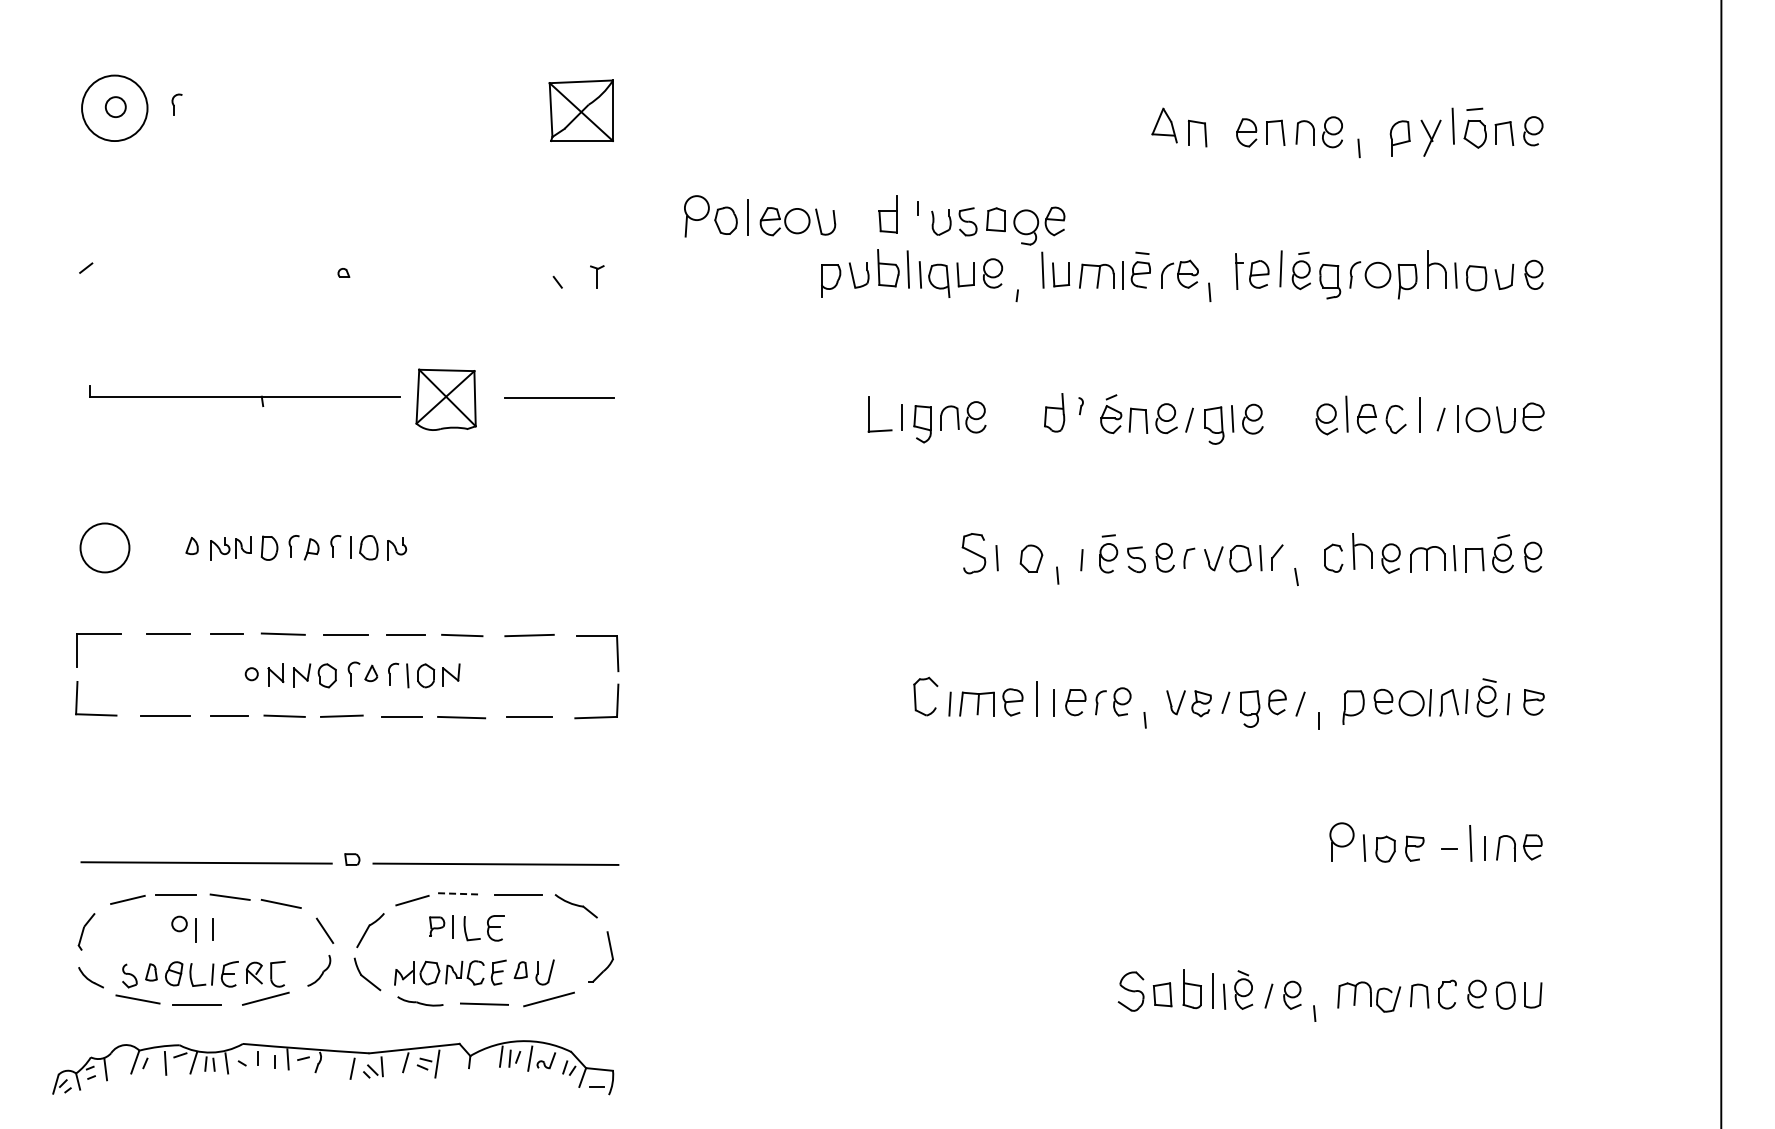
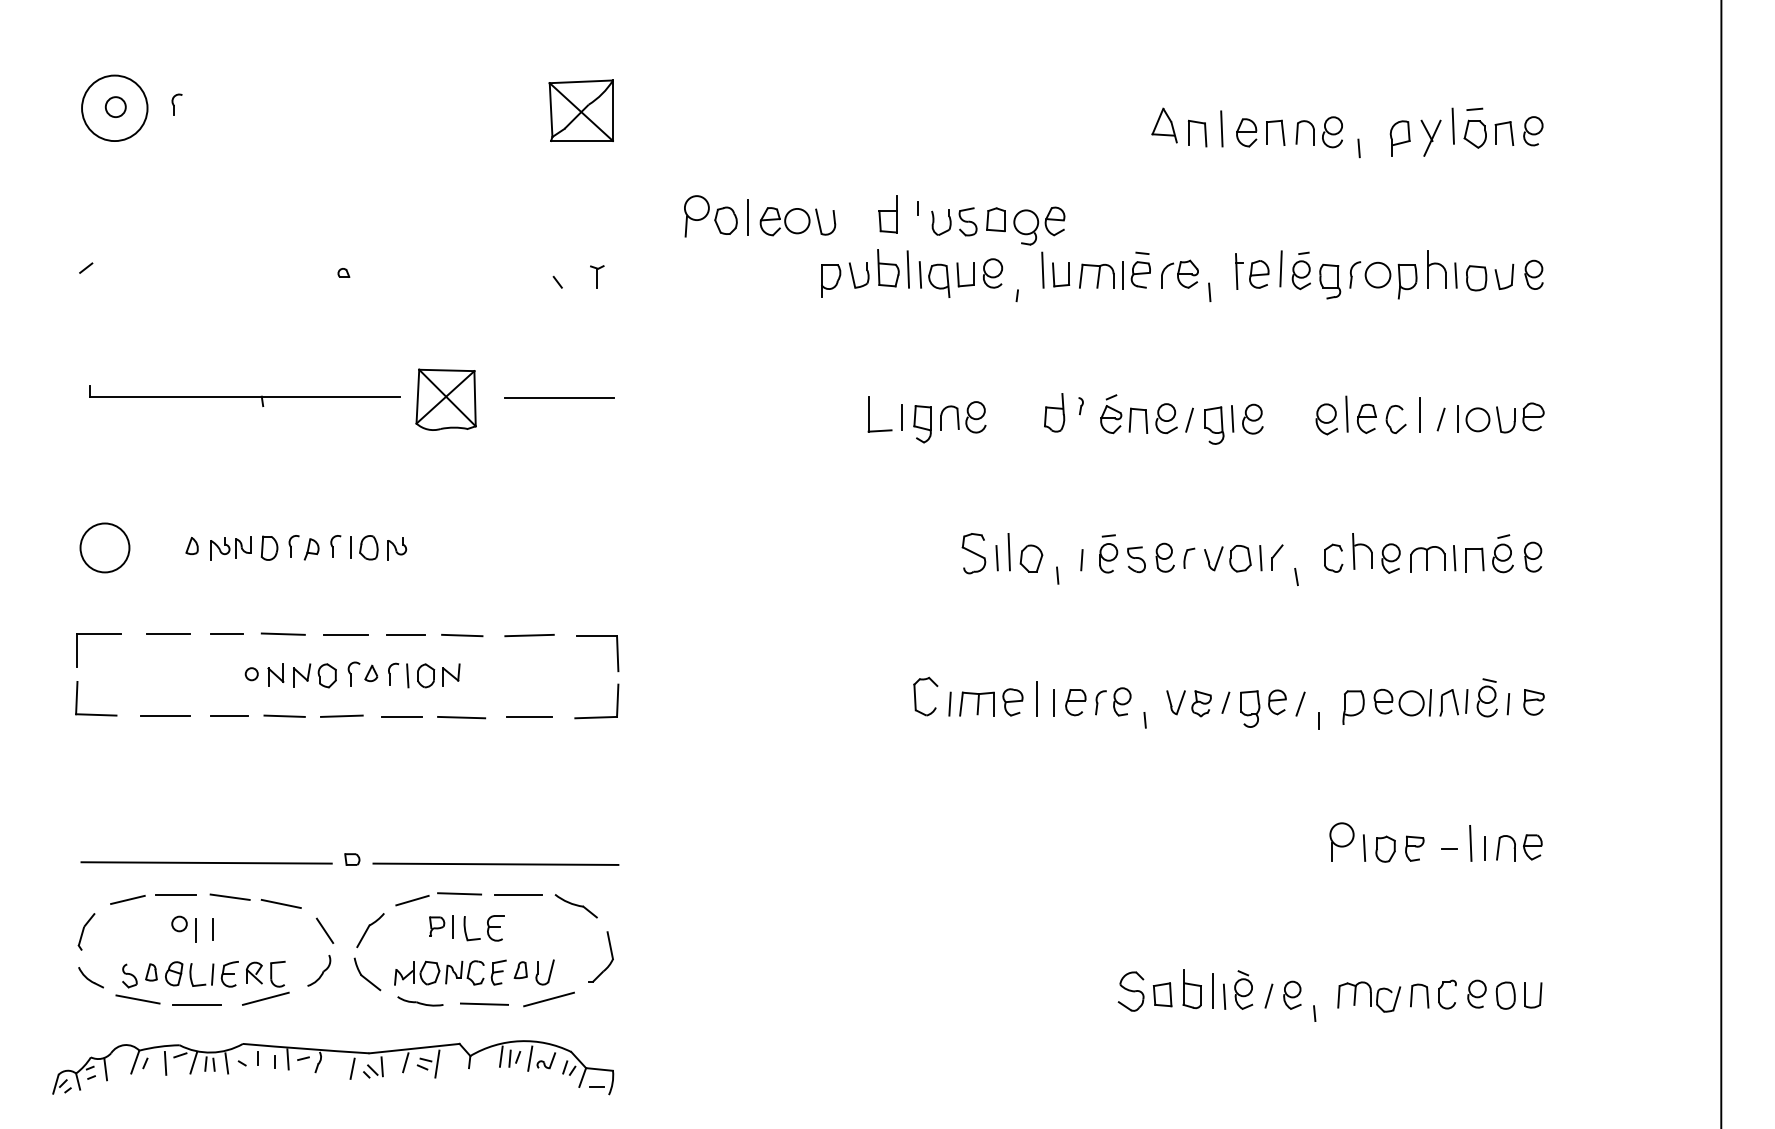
line: none -> present (1221, 128)
line: none -> present (1008, 551)
line: dashed -> solid (459, 893)
